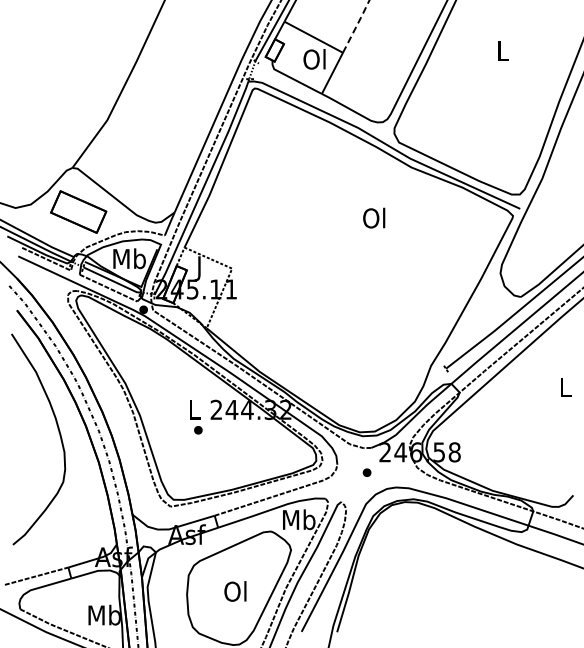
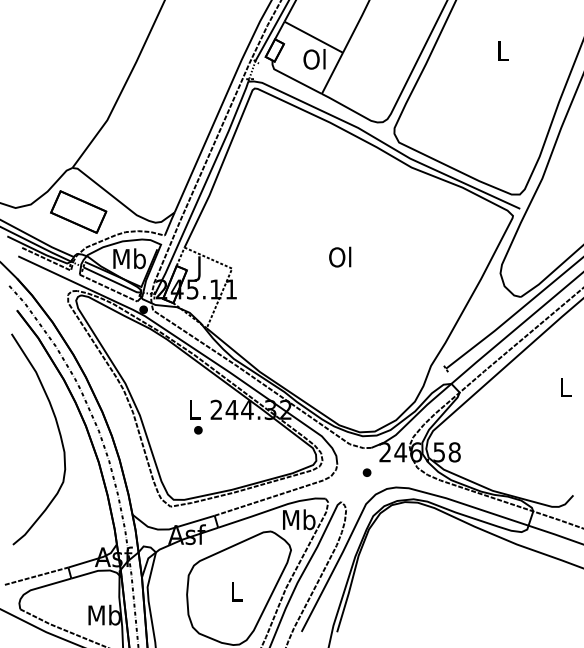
line: dashed -> solid (356, 26)
text position: (374, 217) -> (340, 256) (340, 256)
text: Ol -> L (235, 591)
